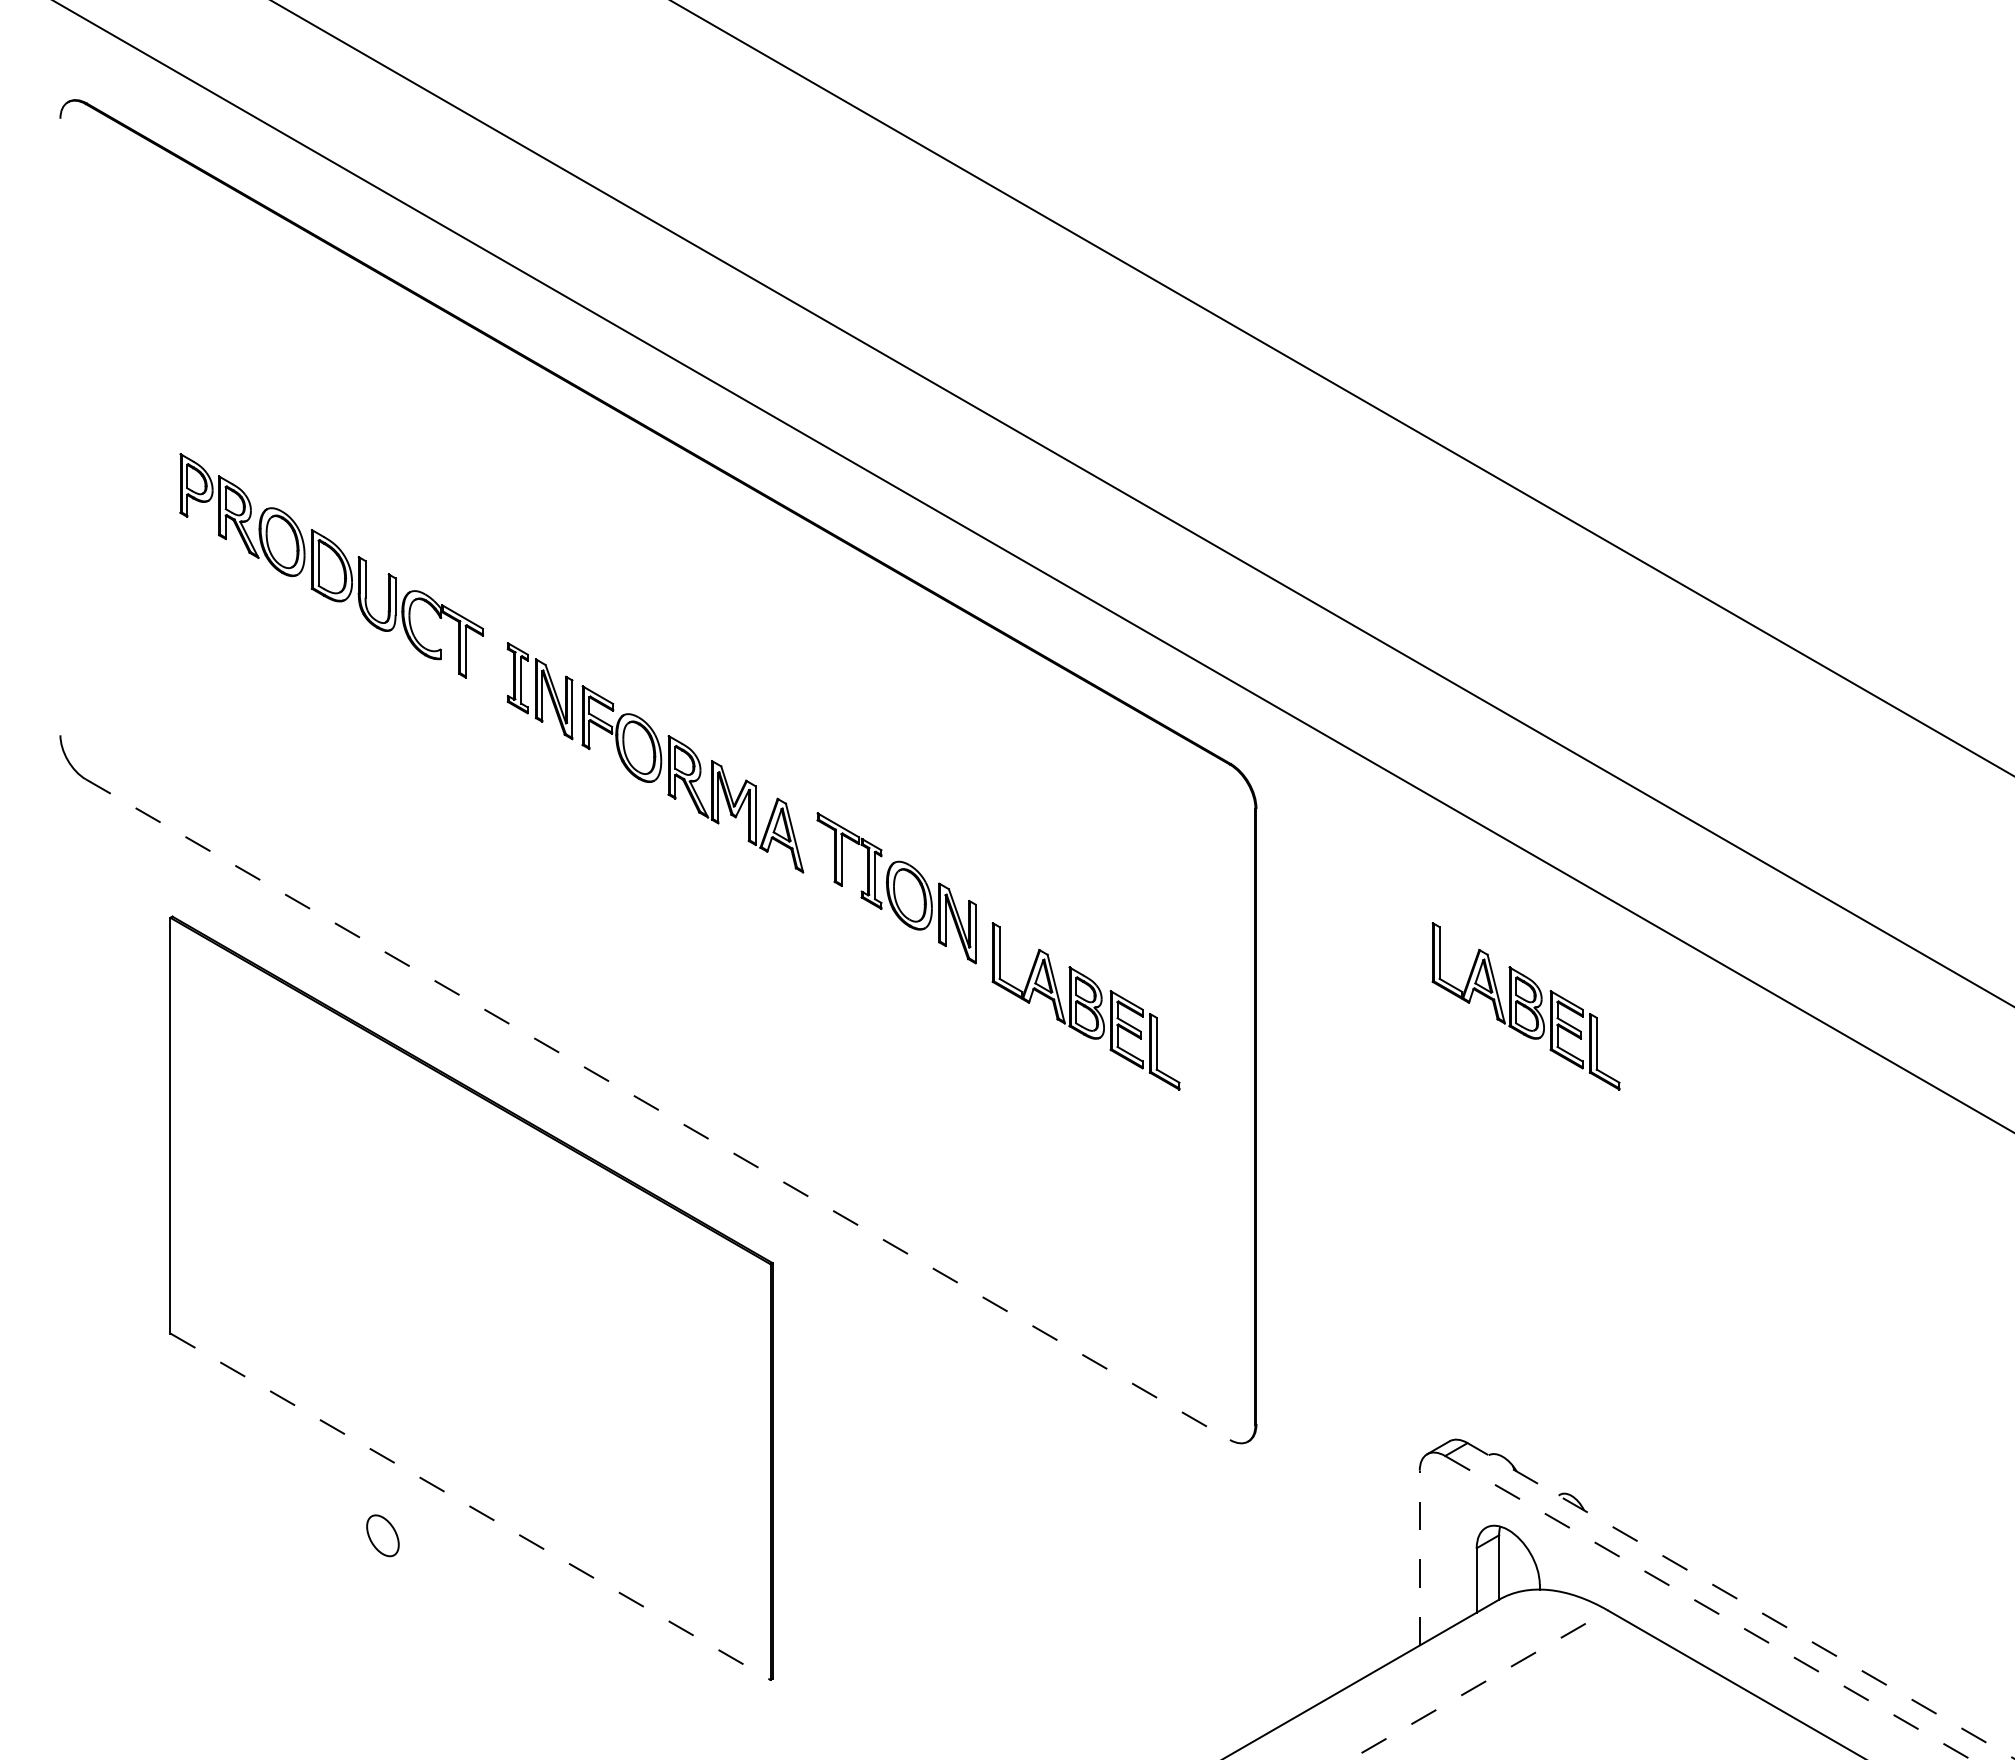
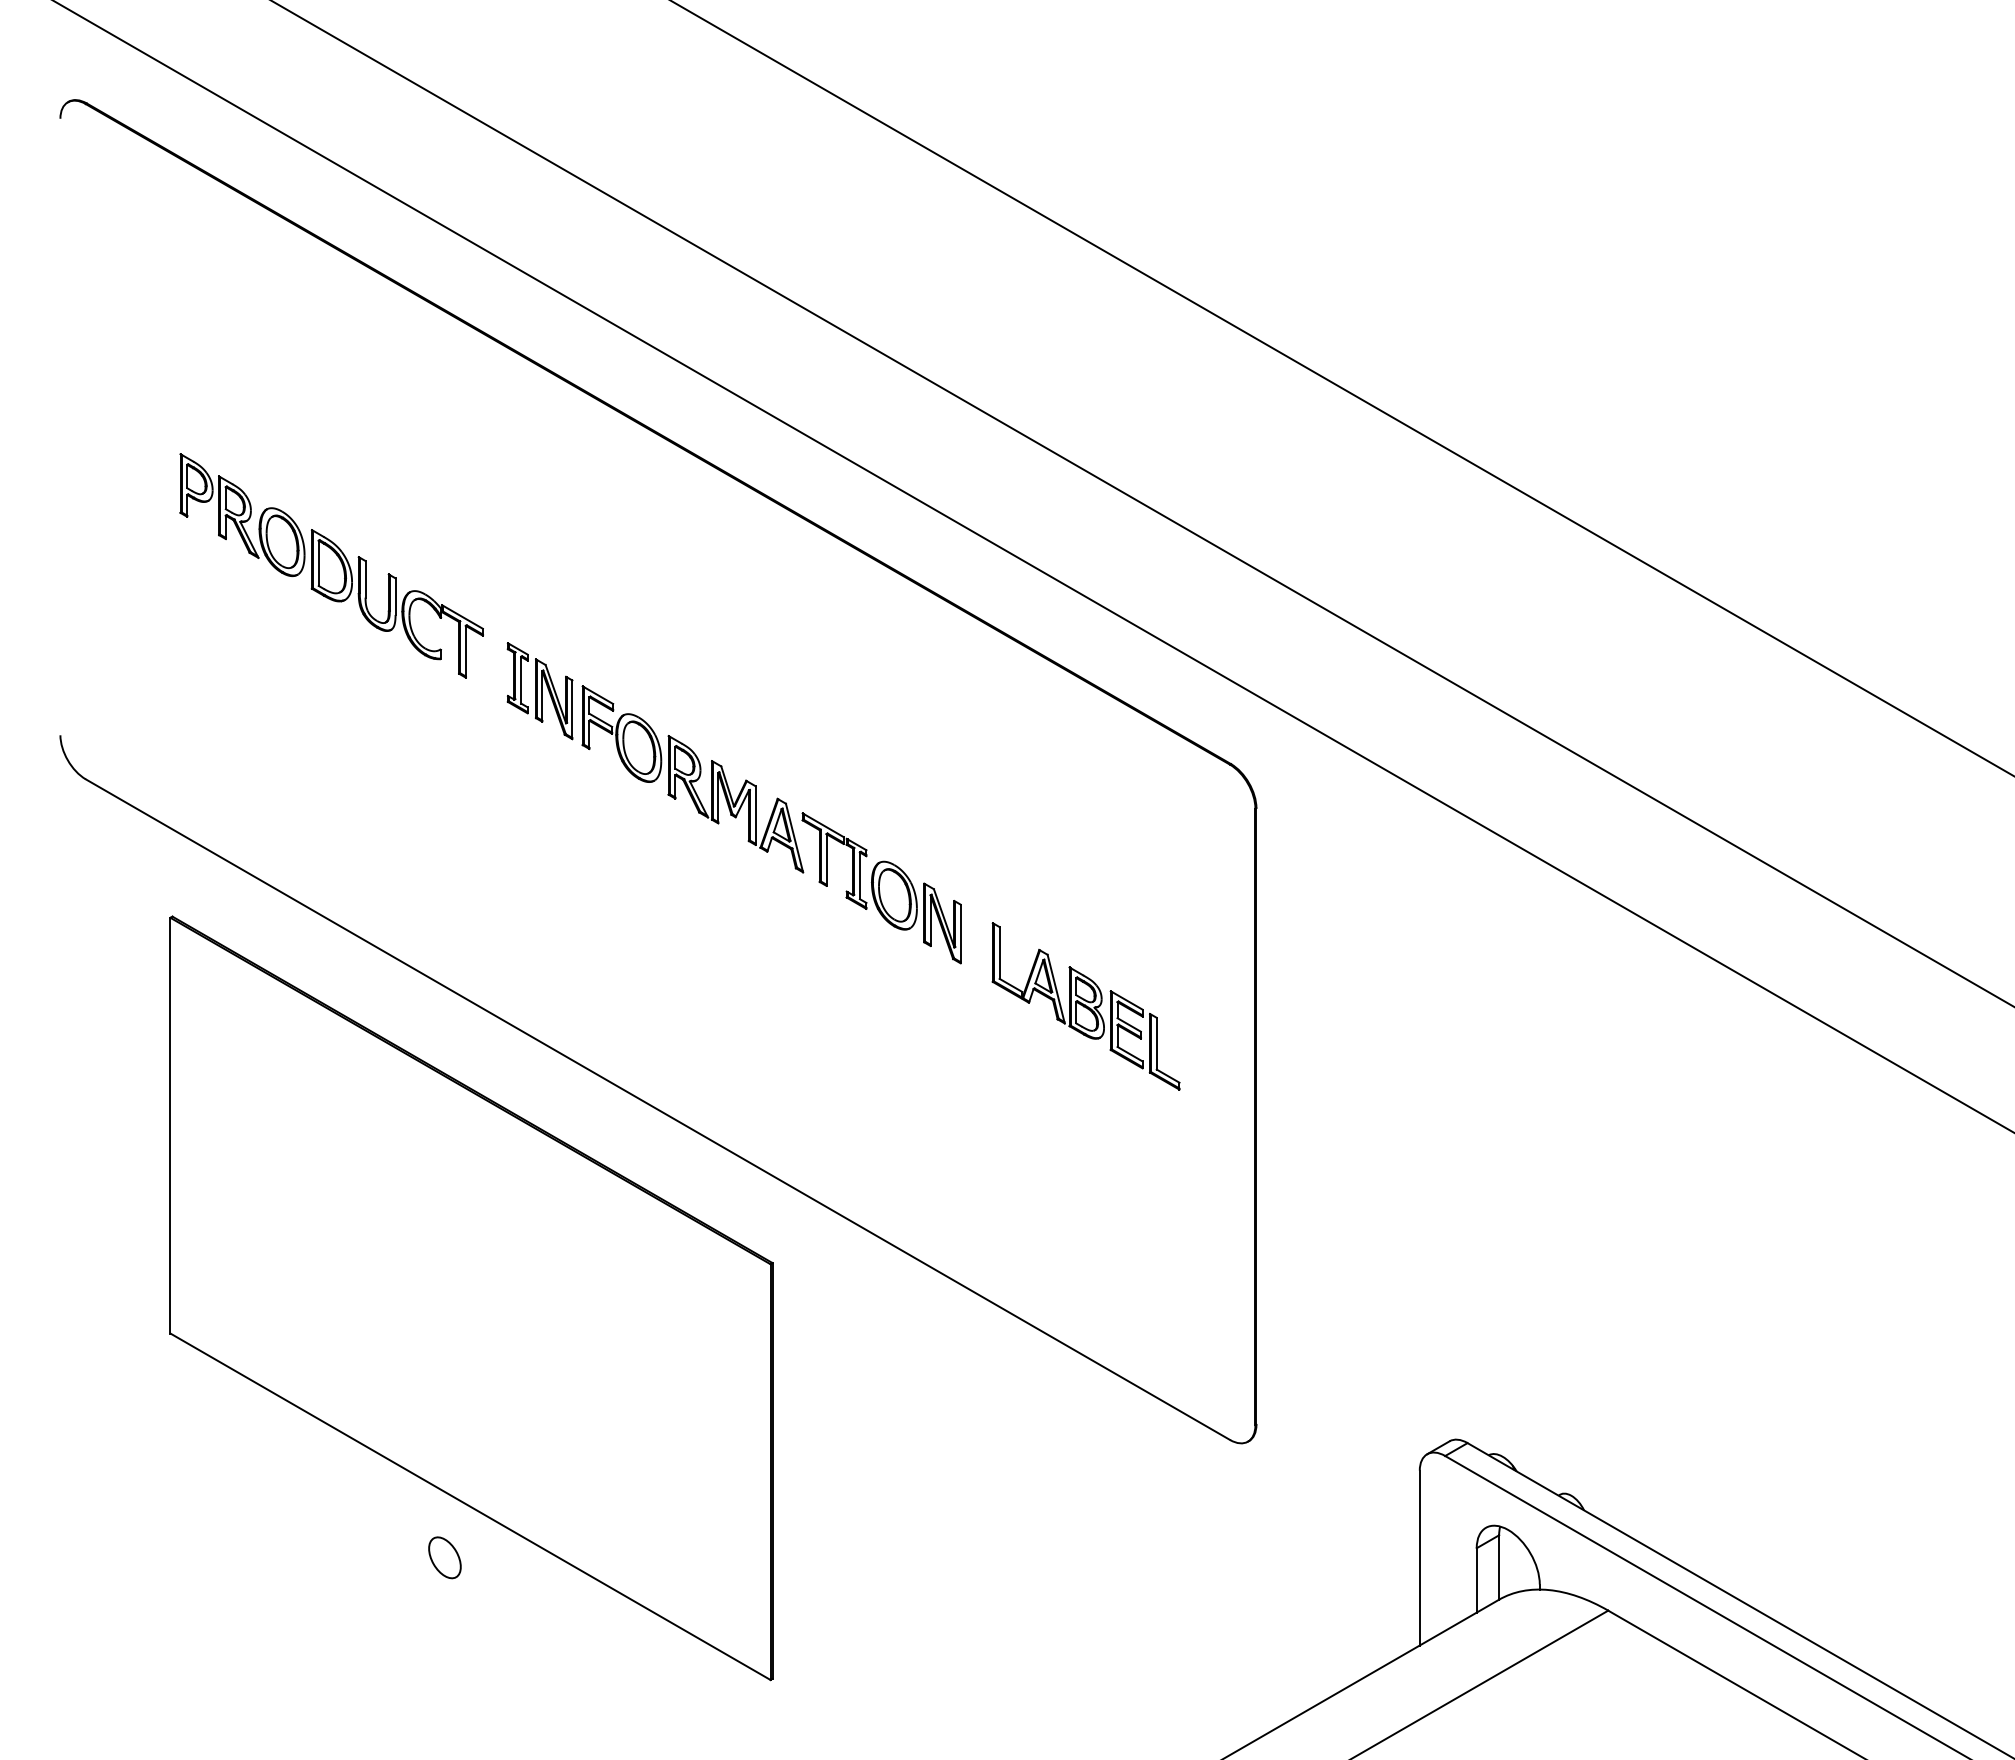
part position: (896, 888) -> (881, 888) (881, 888)
part: present -> none (1525, 1006)
line: dashed -> solid (657, 1109)
line: dashed -> solid (470, 1507)
part position: (382, 1535) -> (444, 1557) (444, 1557)
line: dashed -> solid (1419, 1557)
line: dashed -> solid (1741, 1601)
line: dashed -> solid (1708, 1607)
line: dashed -> solid (1479, 1685)
